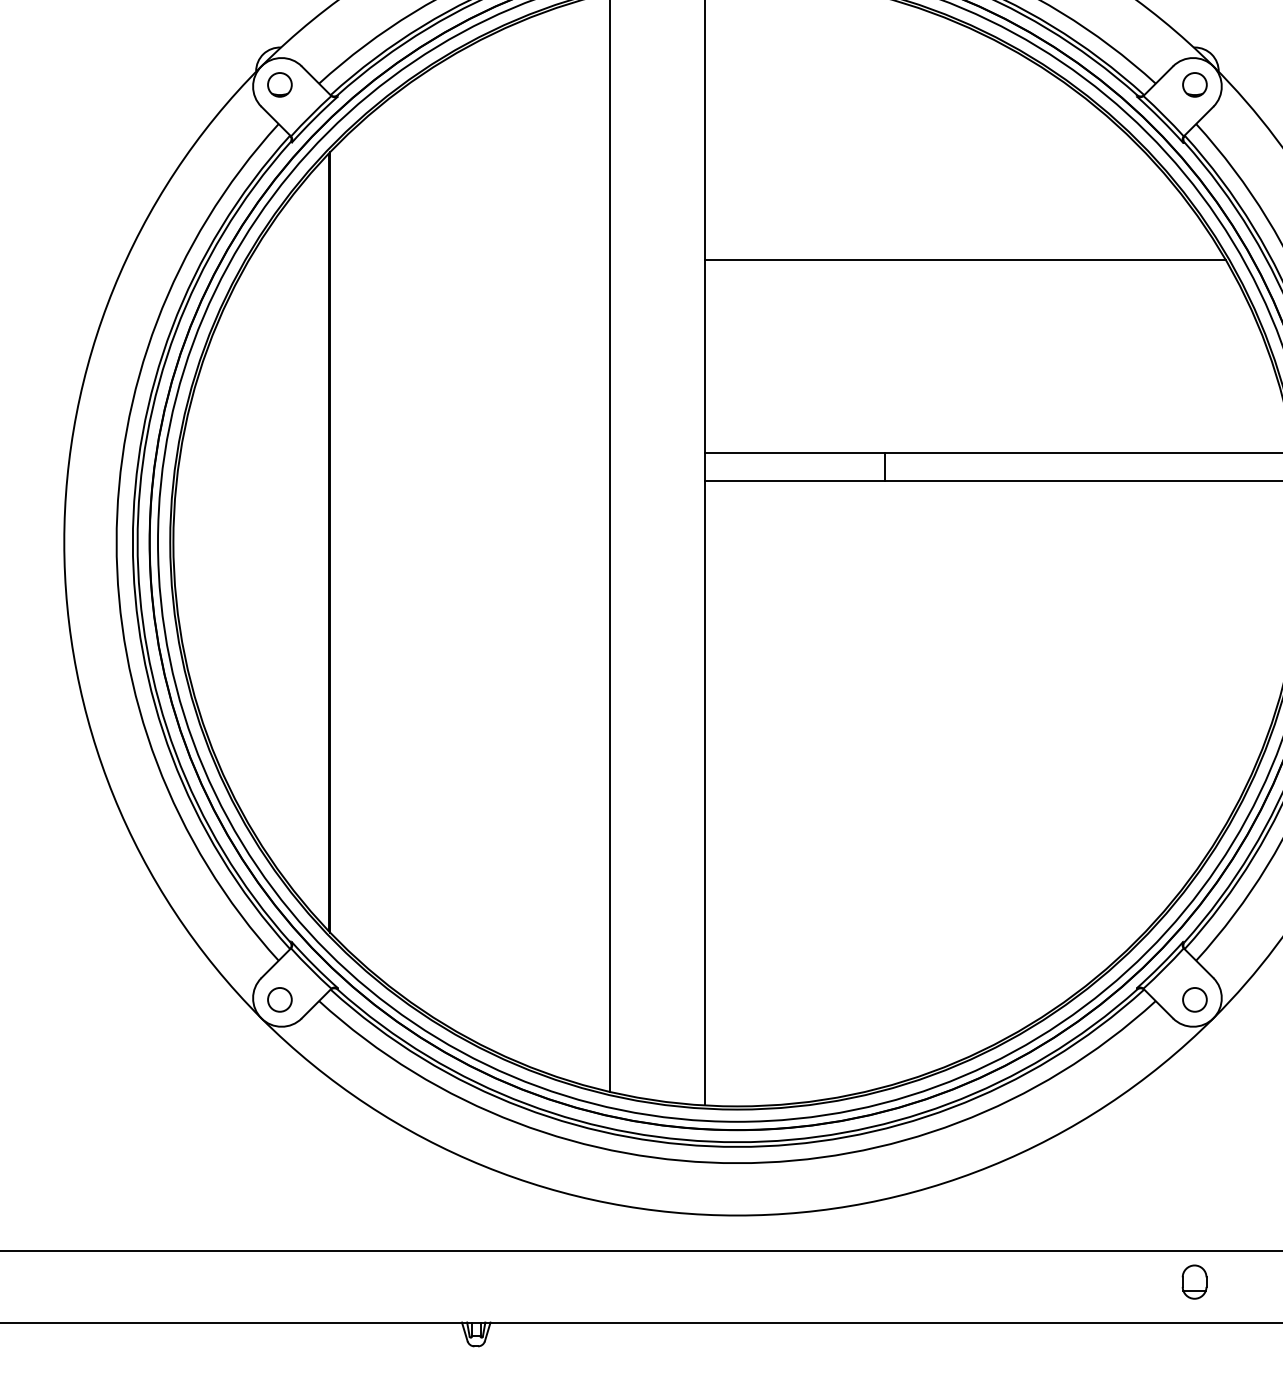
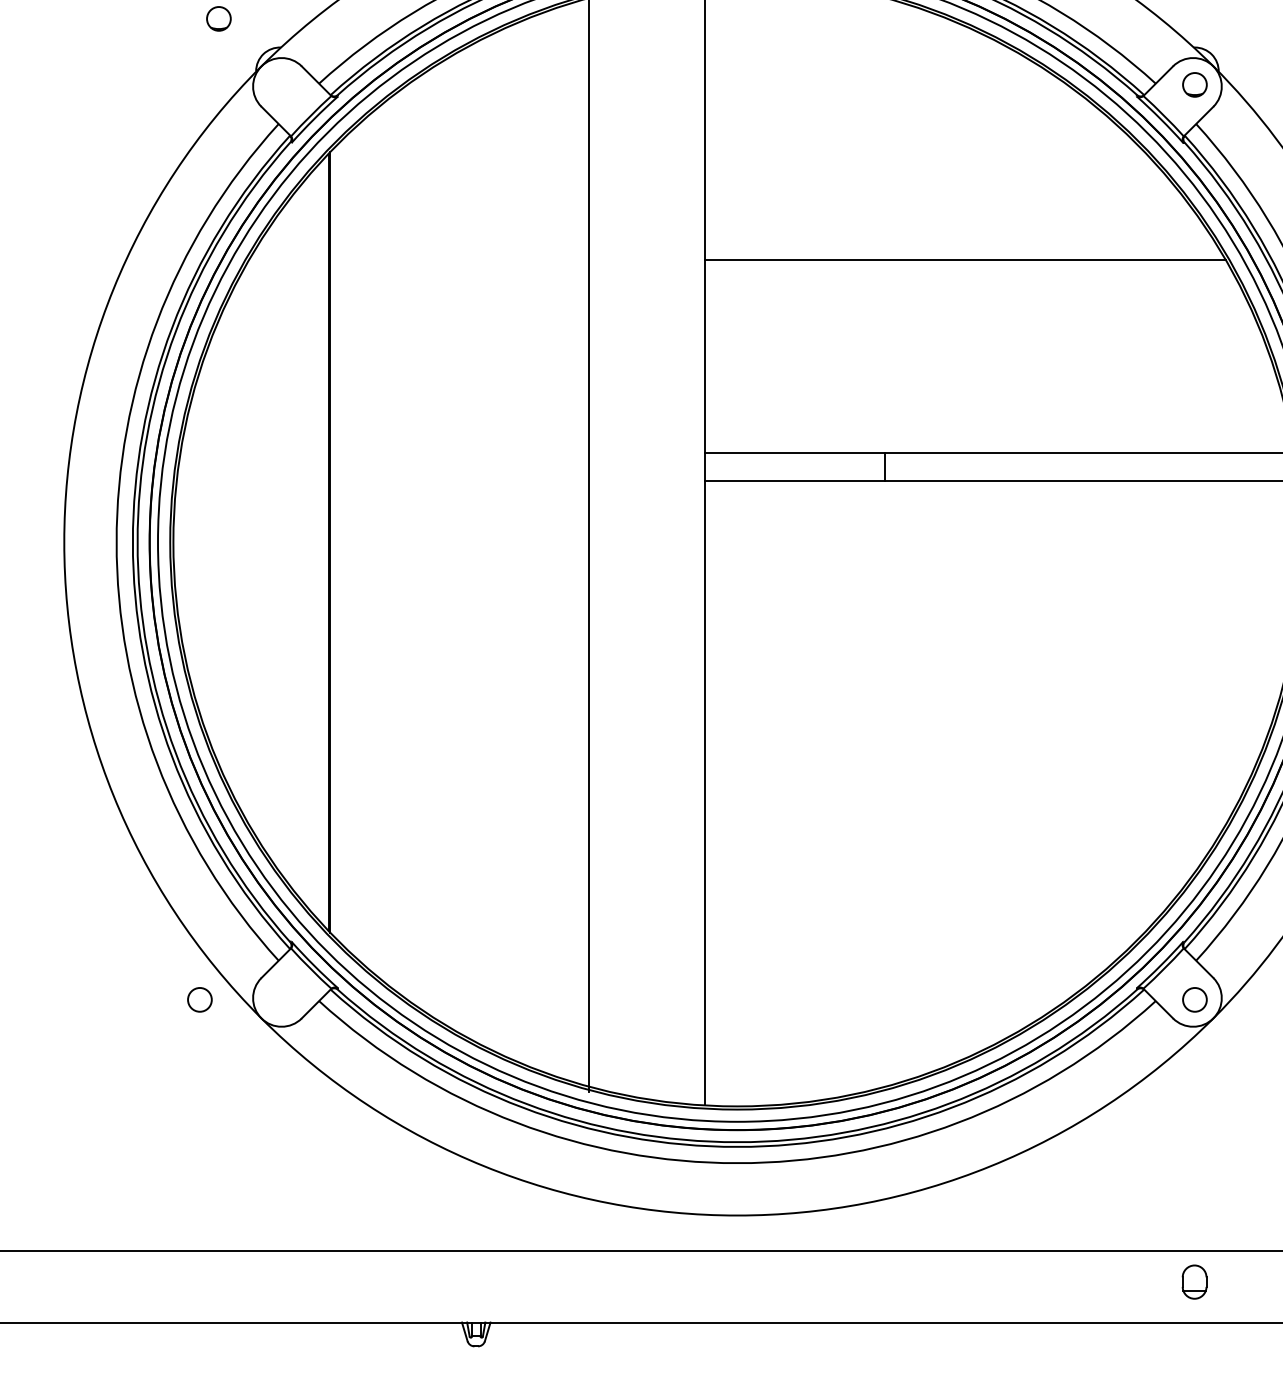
circle position: (279, 84) -> (218, 18) (218, 18)
line position: (609, 546) -> (588, 546) (588, 546)
circle position: (279, 999) -> (199, 999) (199, 999)
